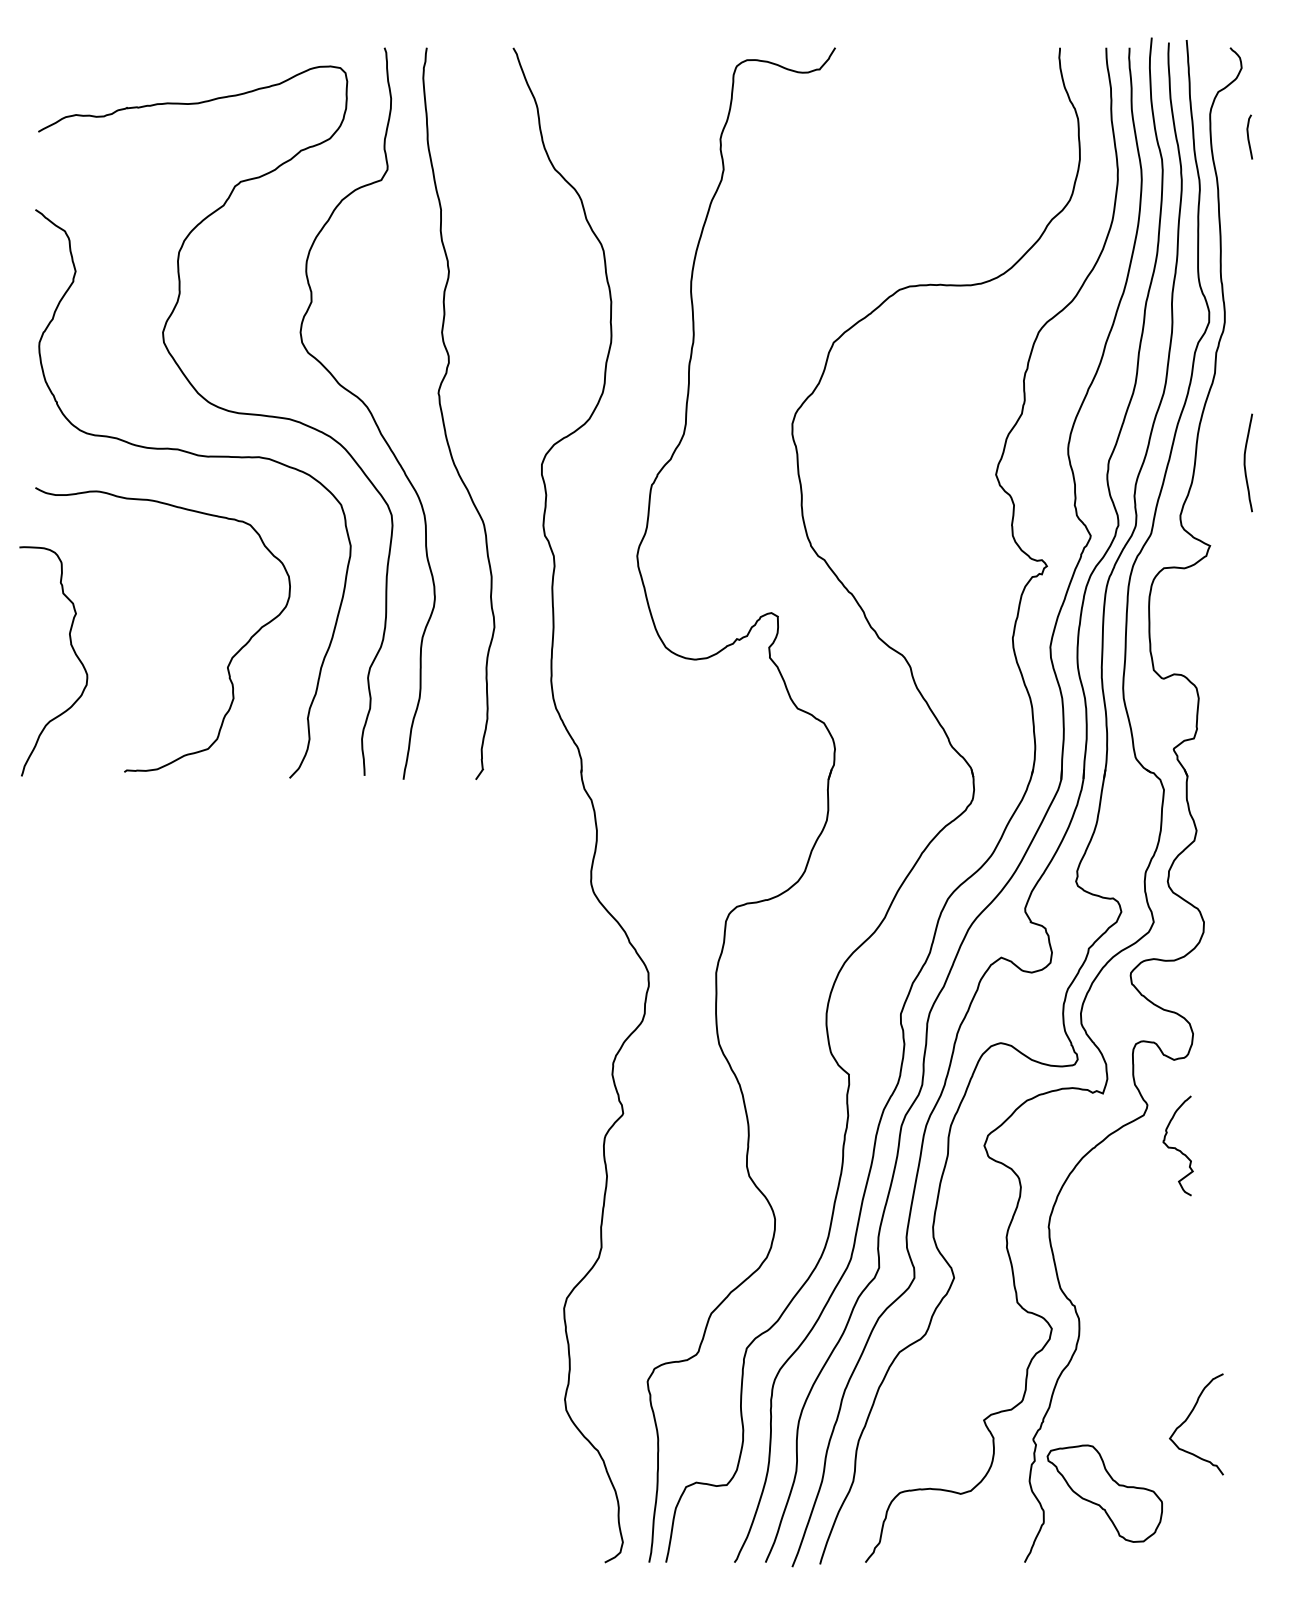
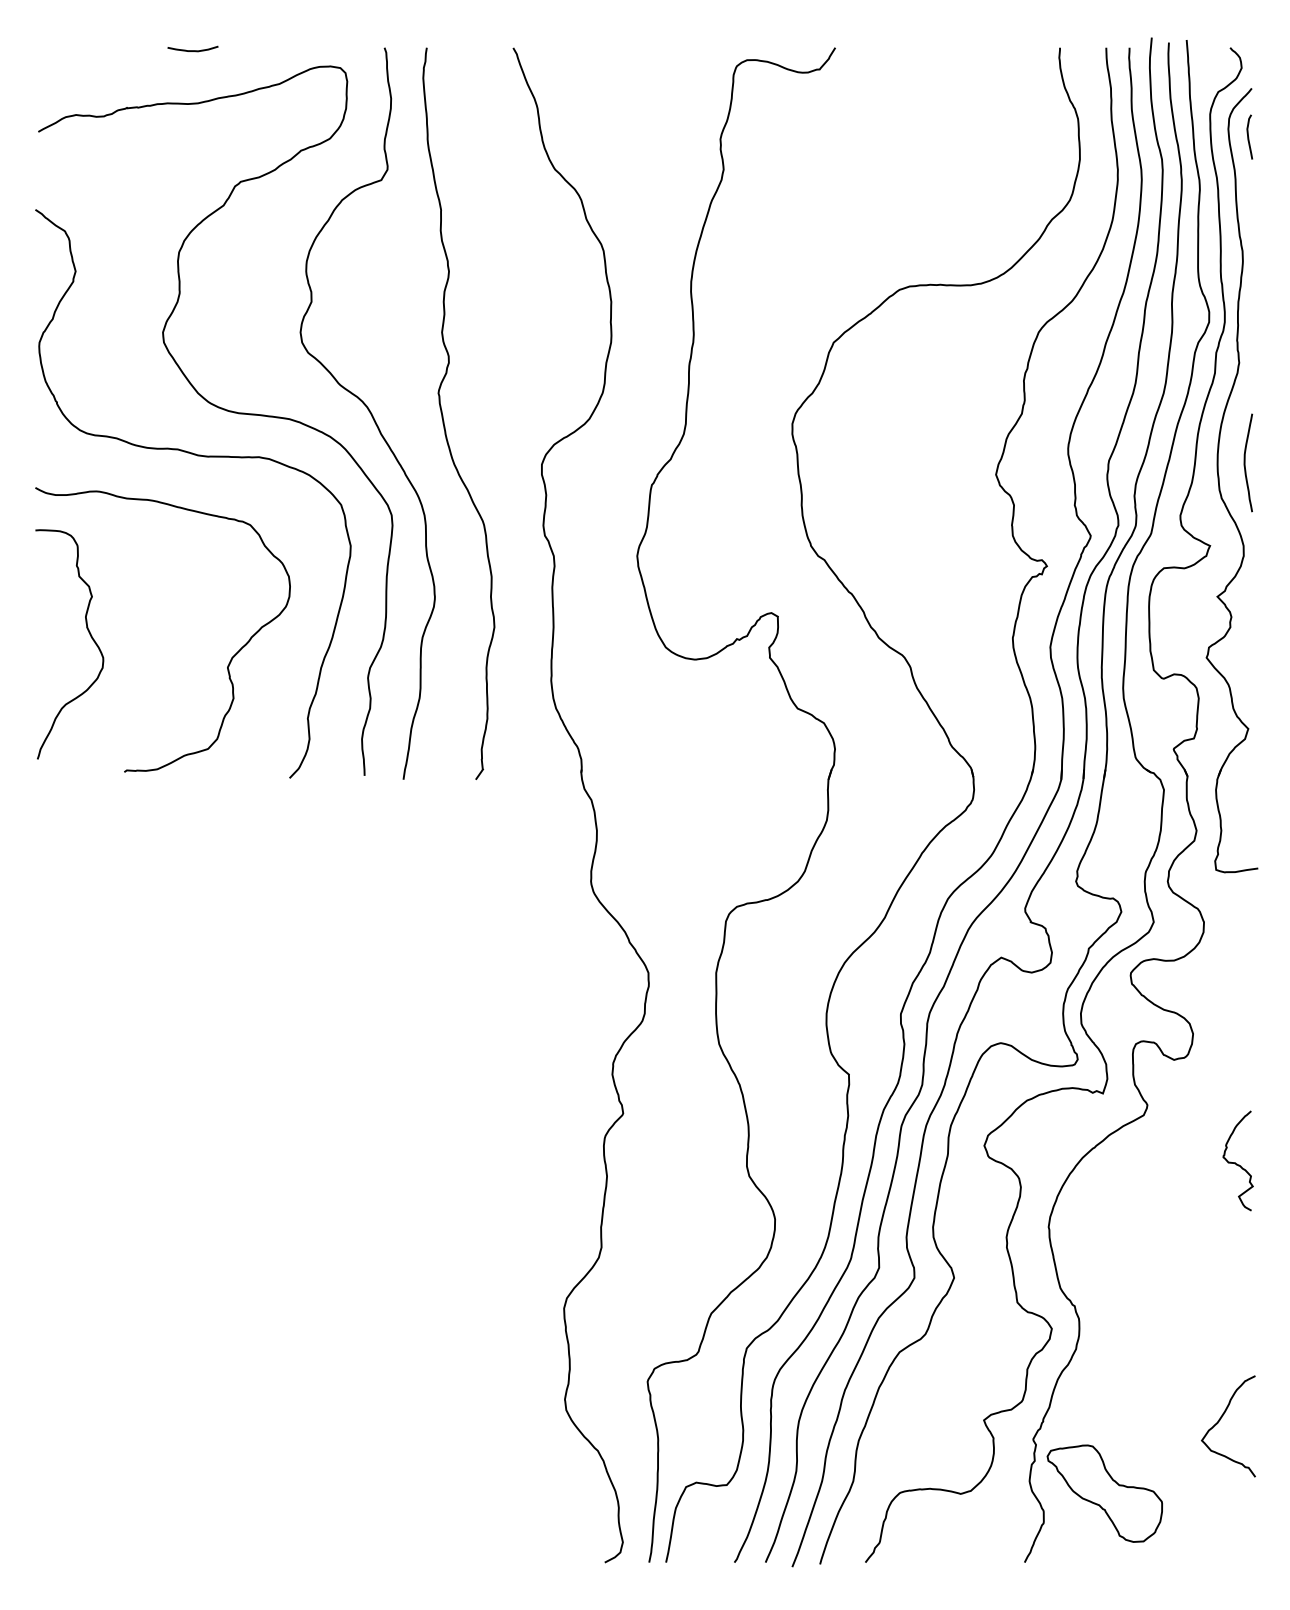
curve: none -> present (192, 50)
part: none -> present (1219, 480)
curve position: (73, 651) -> (89, 634) (89, 634)
curve position: (1175, 1147) -> (1235, 1162) (1235, 1162)
curve position: (1188, 1418) -> (1220, 1420) (1220, 1420)
